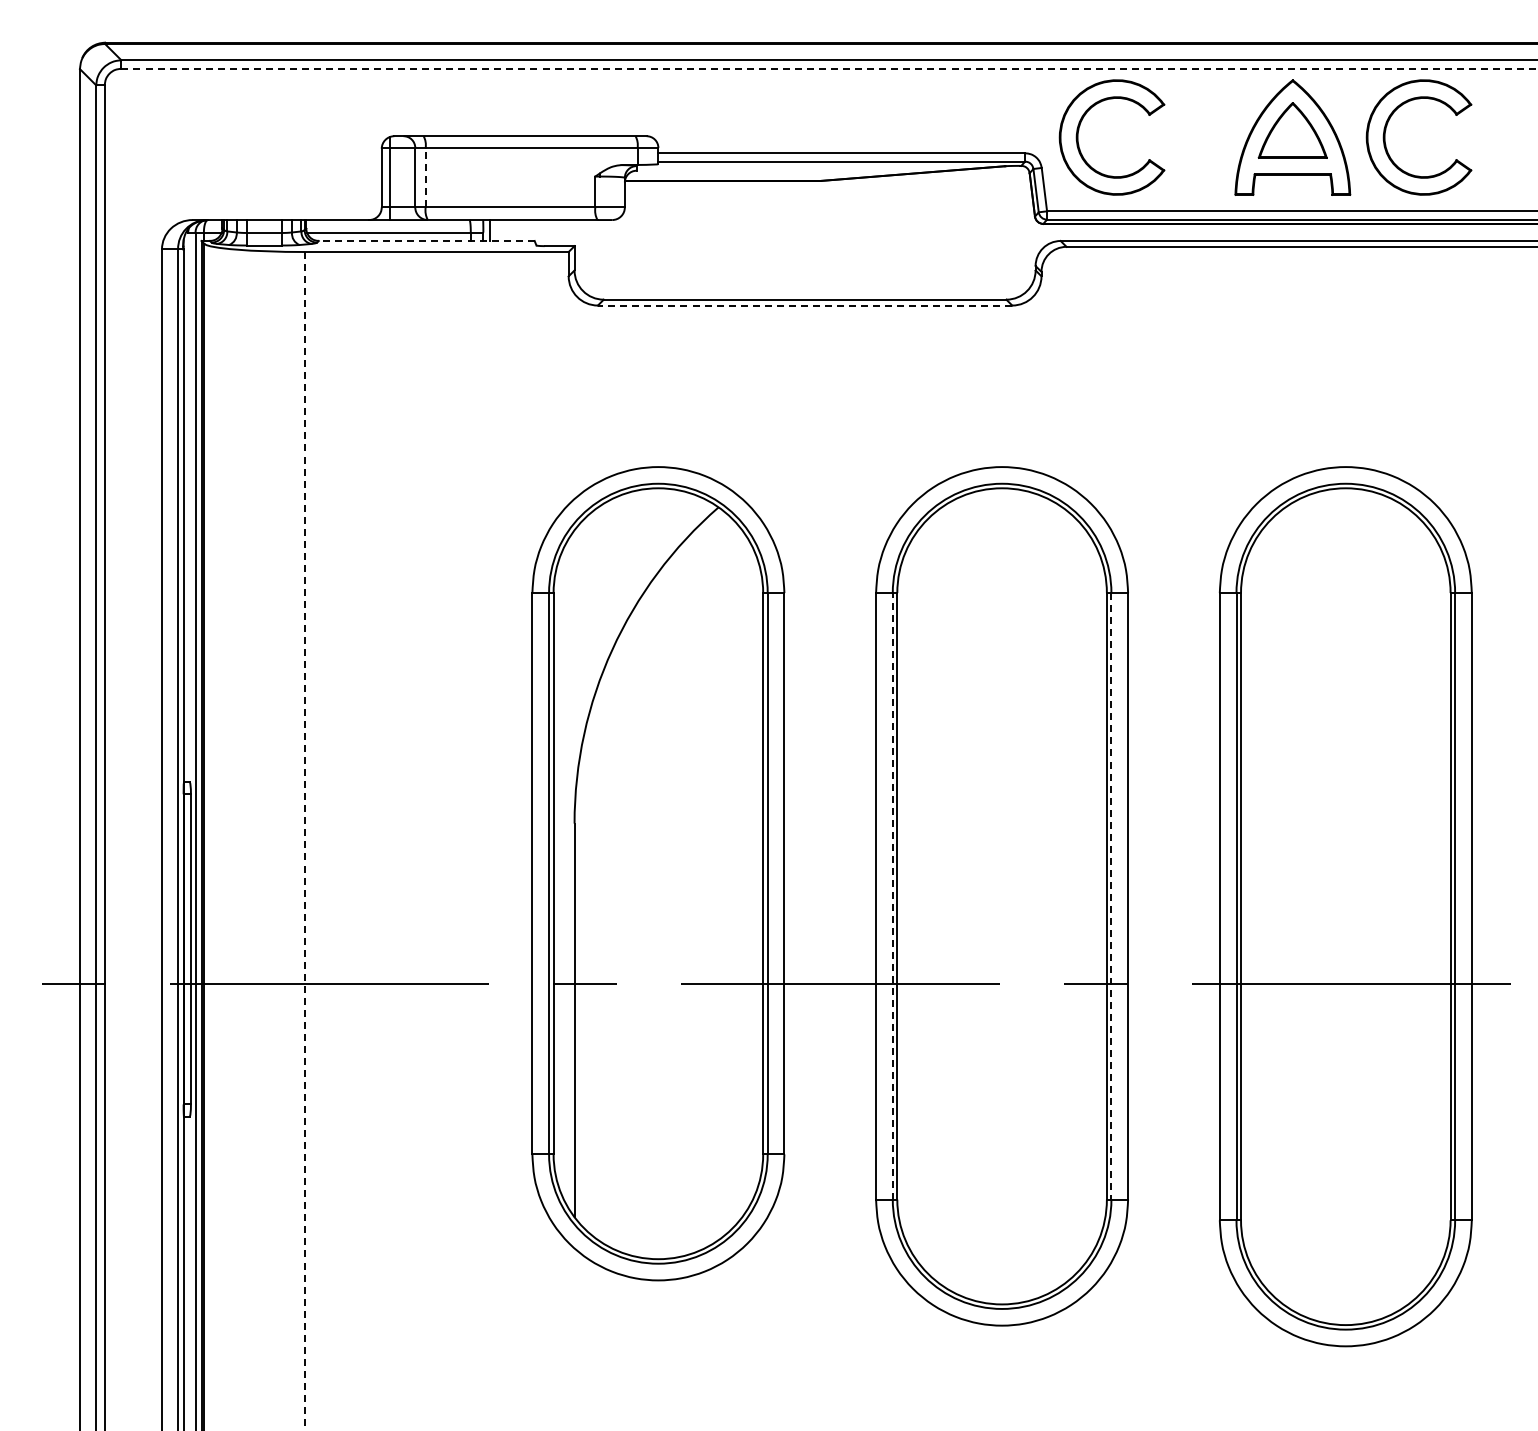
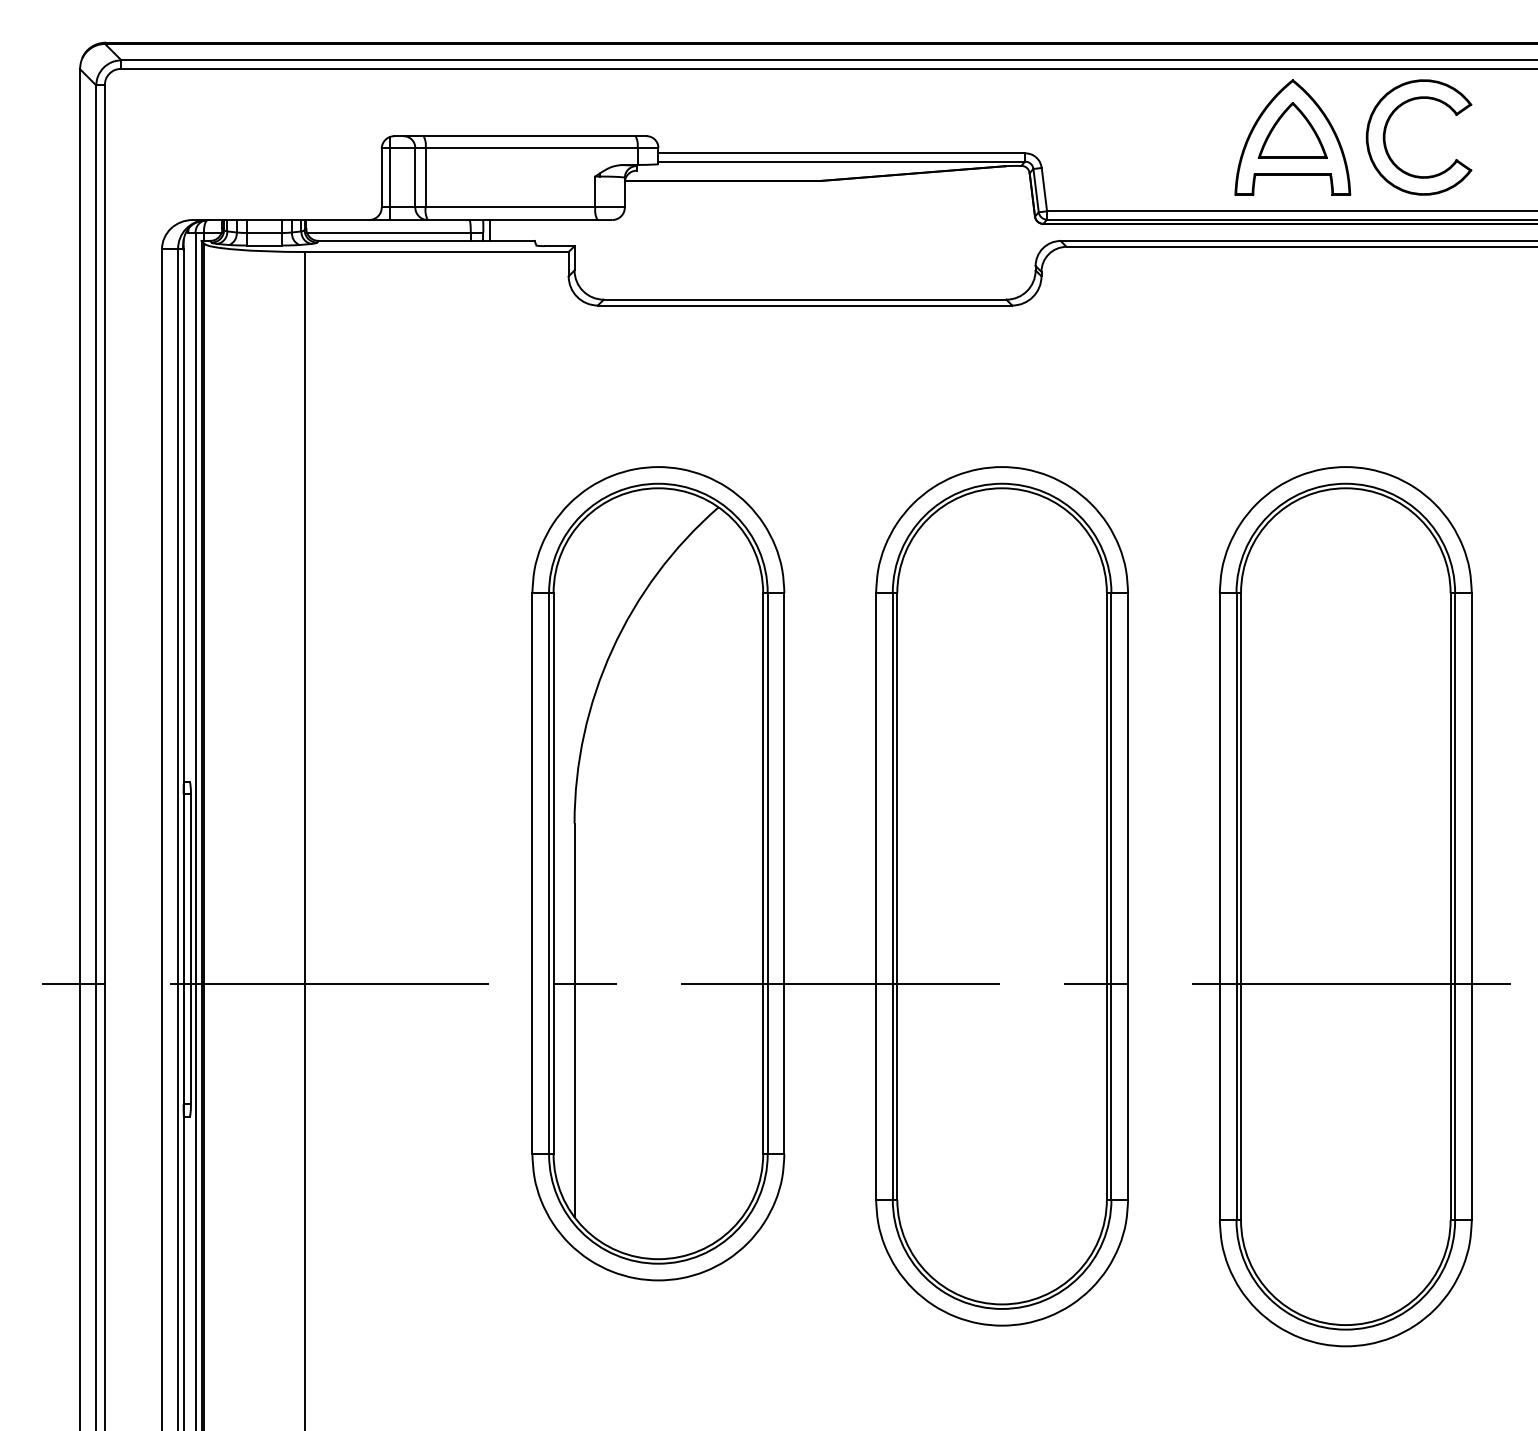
line: dashed -> solid (829, 68)
part: present -> none (1079, 130)
line: dashed -> solid (425, 177)
line: dashed -> solid (426, 241)
line: dashed -> solid (804, 305)
line: dashed -> solid (304, 841)
line: dashed -> solid (892, 895)
line: dashed -> solid (1111, 896)
